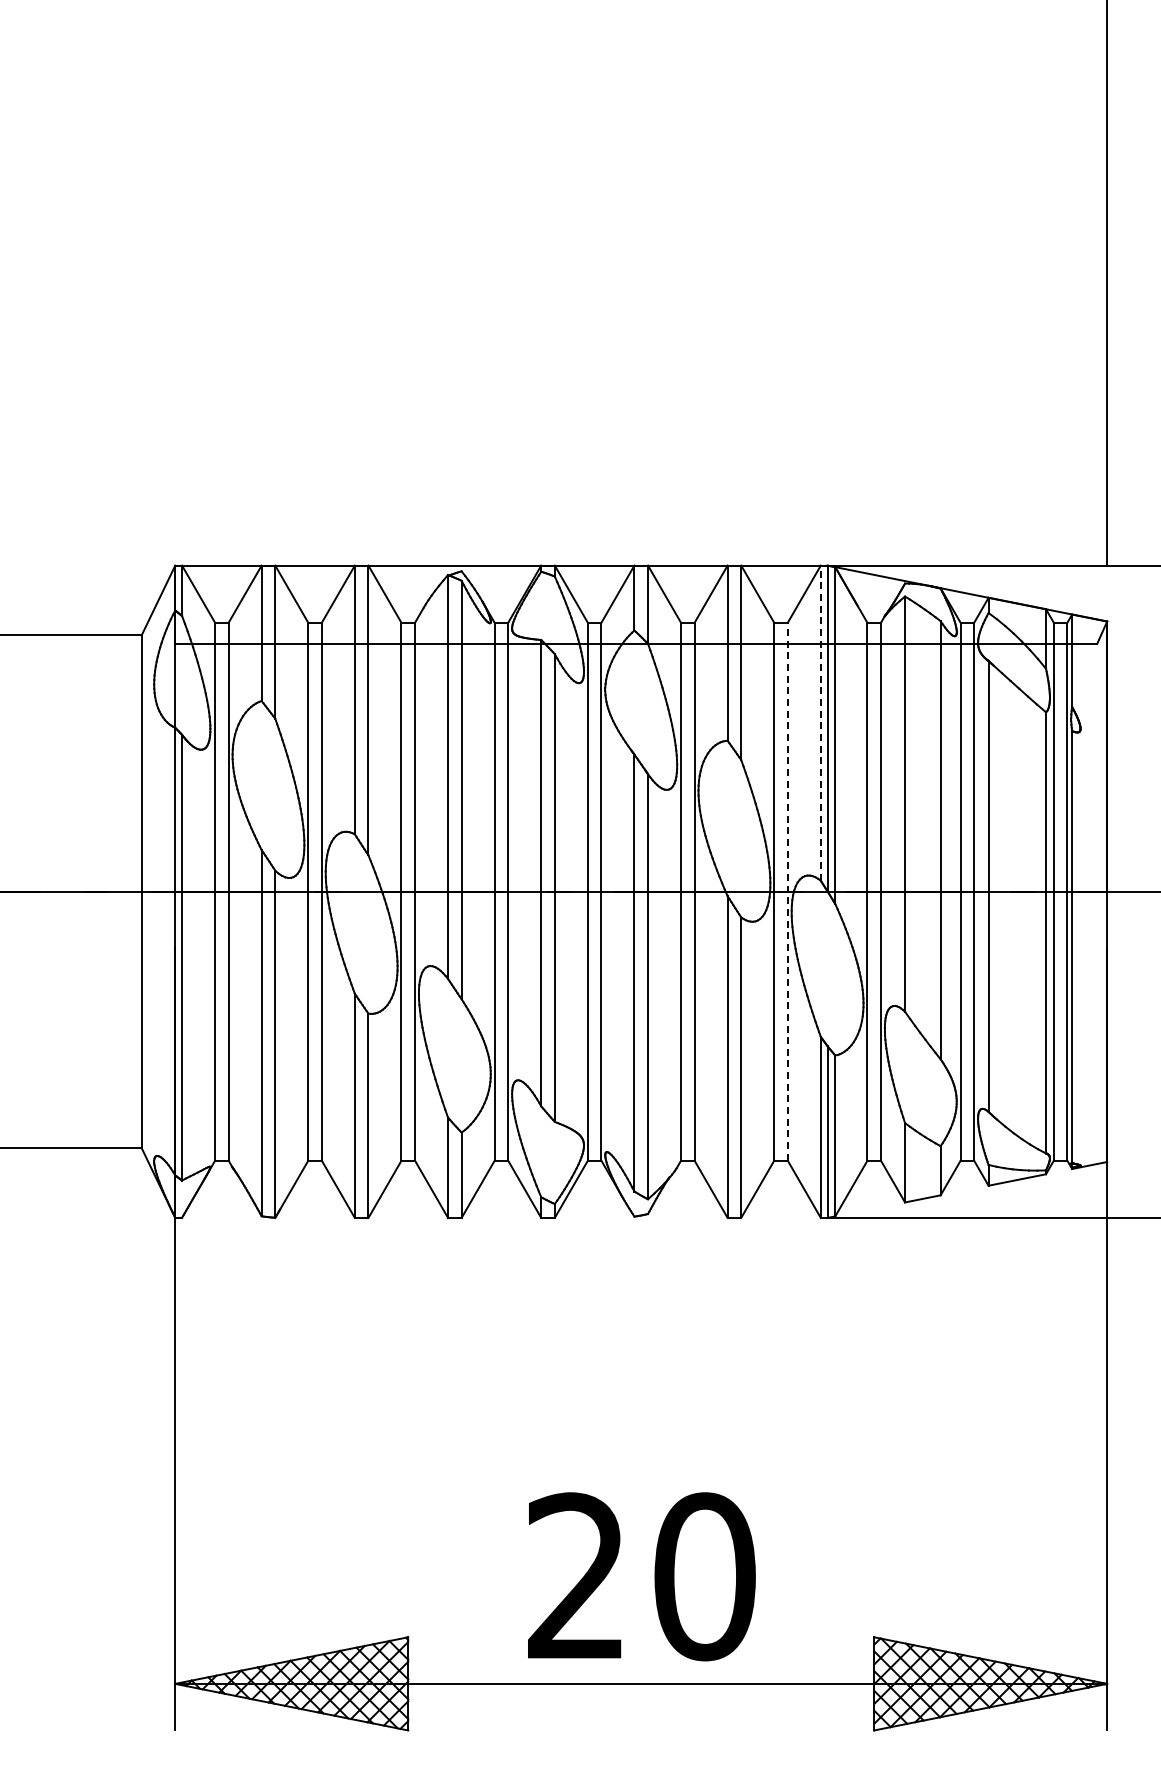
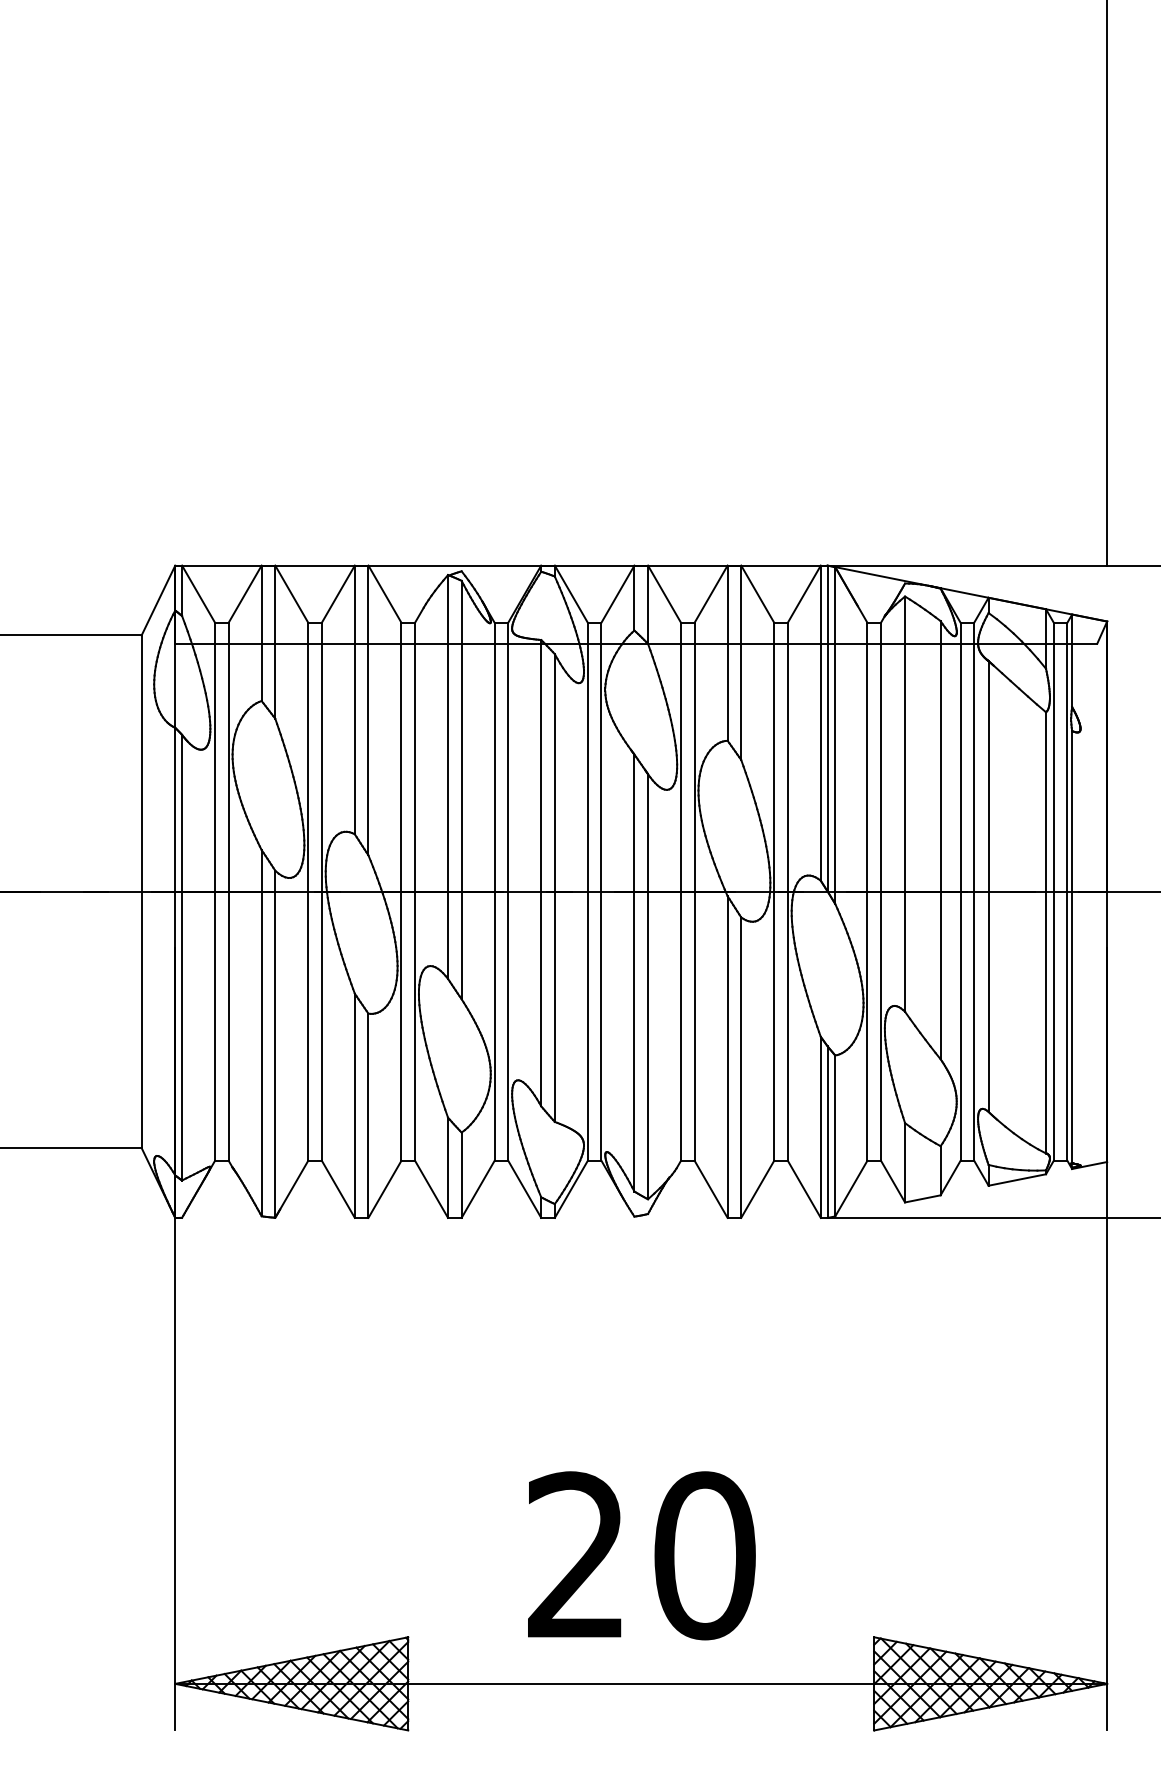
line: dashed -> solid (820, 723)
line: dashed -> solid (787, 891)
text position: (641, 1576) -> (641, 1555) (641, 1555)
